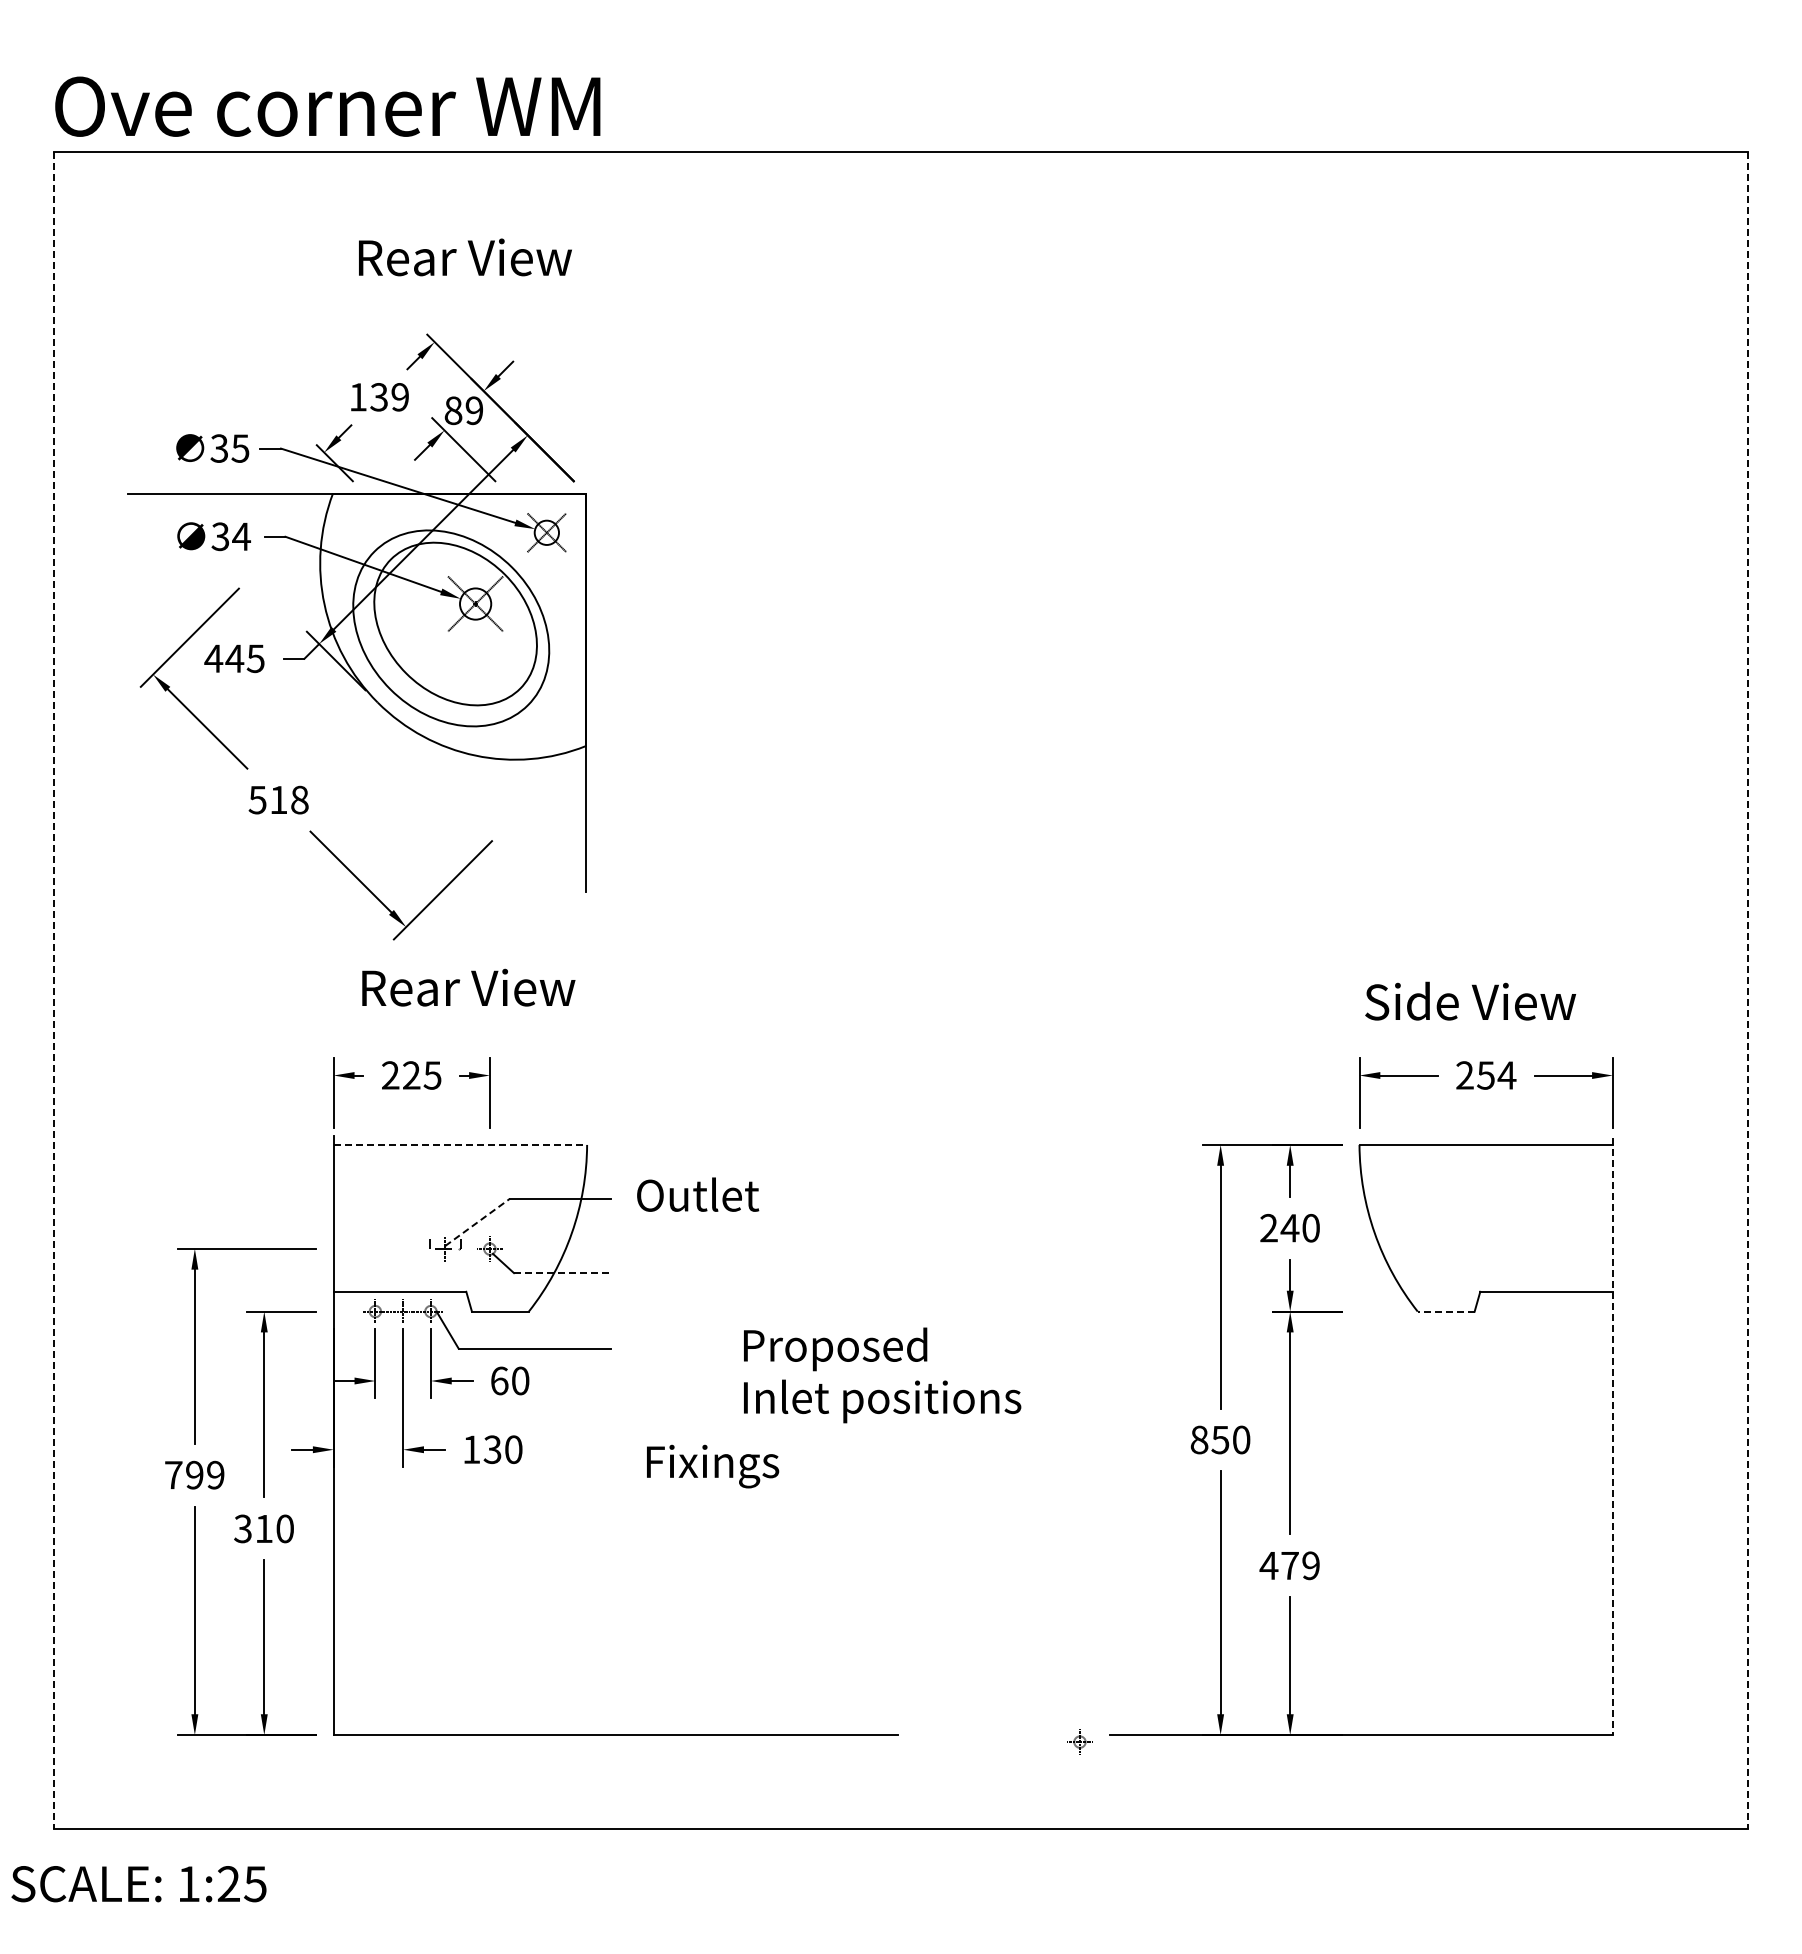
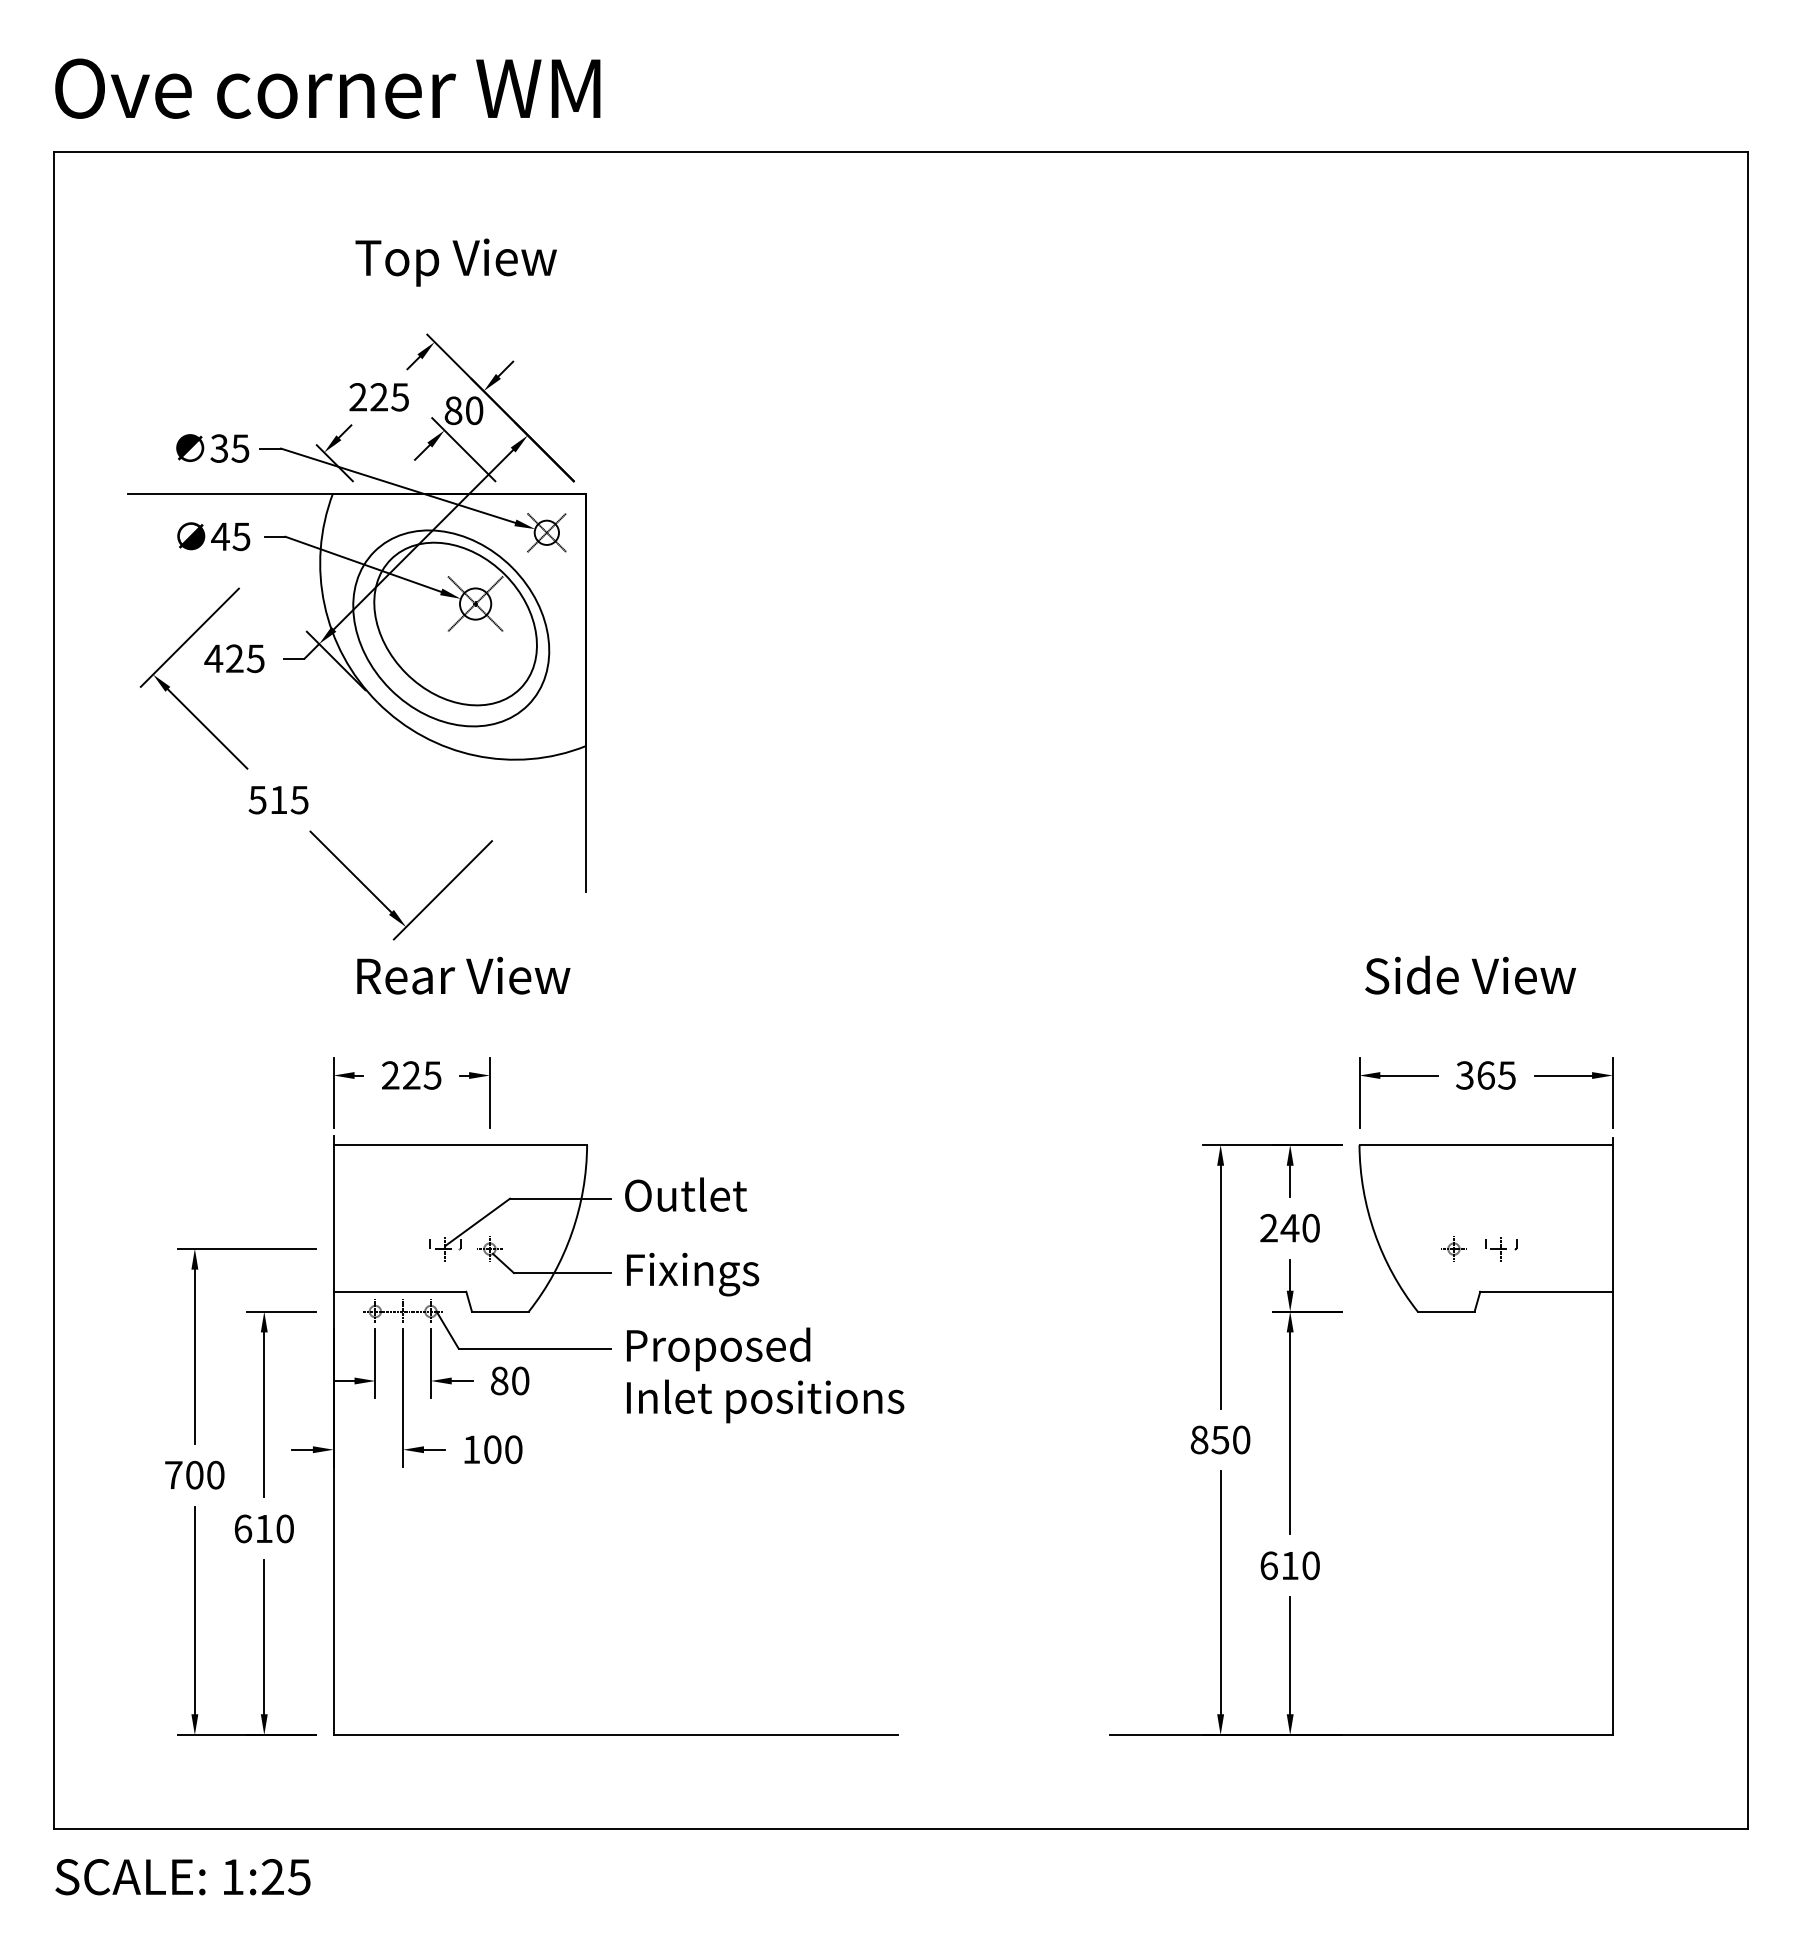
text position: (327, 106) -> (327, 88) (327, 88)
text: Rear View -> Top View (463, 262)
text: 139 -> 225 (378, 397)
text: 89 -> 80 (474, 410)
text: 34 -> 45 (231, 536)
text: 445 -> 425 (234, 658)
text: 518 -> 515 (299, 799)
text position: (468, 987) -> (463, 975) (463, 975)
line: dashed -> solid (53, 990)
line: dashed -> solid (1748, 990)
text position: (1470, 1000) -> (1470, 974) (1470, 974)
text: 254 -> 365 (1486, 1075)
line: dashed -> solid (460, 1144)
text position: (698, 1194) -> (686, 1194) (686, 1194)
line: dashed -> solid (478, 1222)
part: none -> present (1501, 1249)
line: dashed -> solid (562, 1273)
line: dashed -> solid (1445, 1311)
text position: (882, 1375) -> (765, 1375) (765, 1375)
text: 60 -> 80 (499, 1380)
line: dashed -> solid (1612, 1437)
text: 130 -> 100 (492, 1449)
text position: (713, 1466) -> (693, 1274) (693, 1274)
text: 799 -> 700 (205, 1474)
text: 310 -> 610 (243, 1528)
text: 479 -> 610 (1289, 1565)
part position: (1079, 1741) -> (1453, 1248) (1453, 1248)
text position: (138, 1884) -> (182, 1877) (182, 1877)
